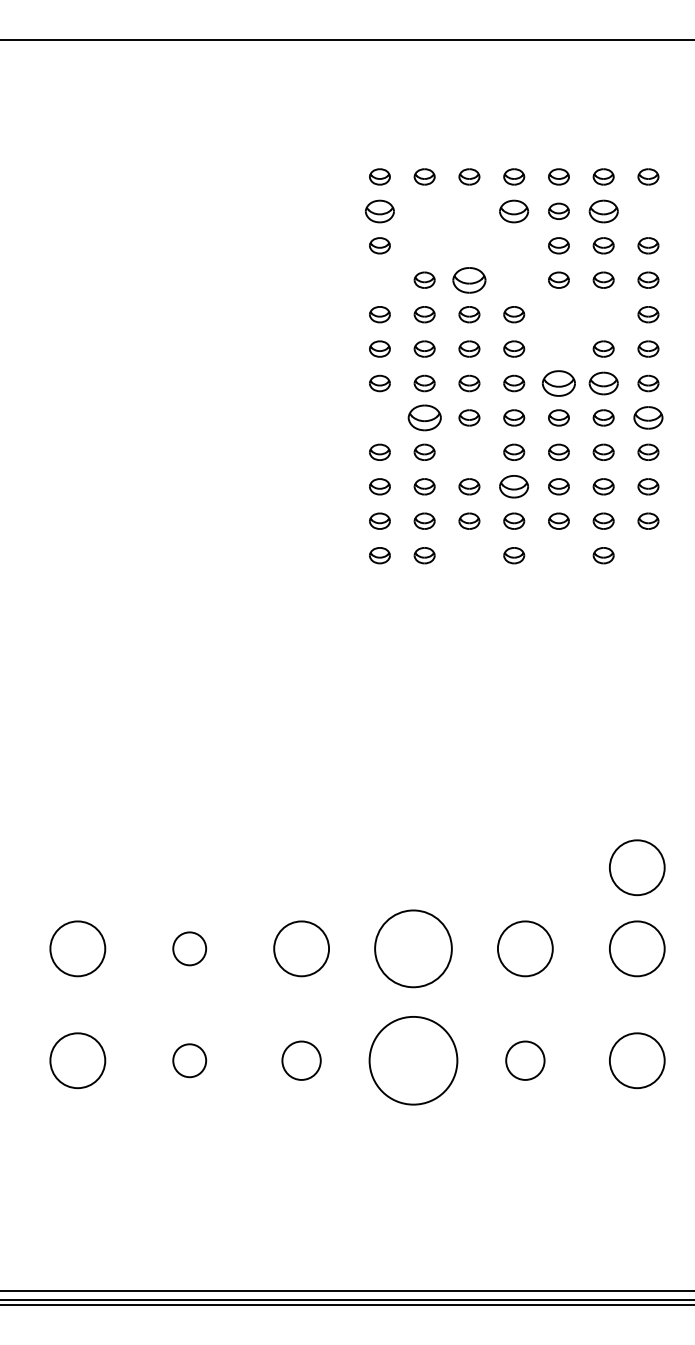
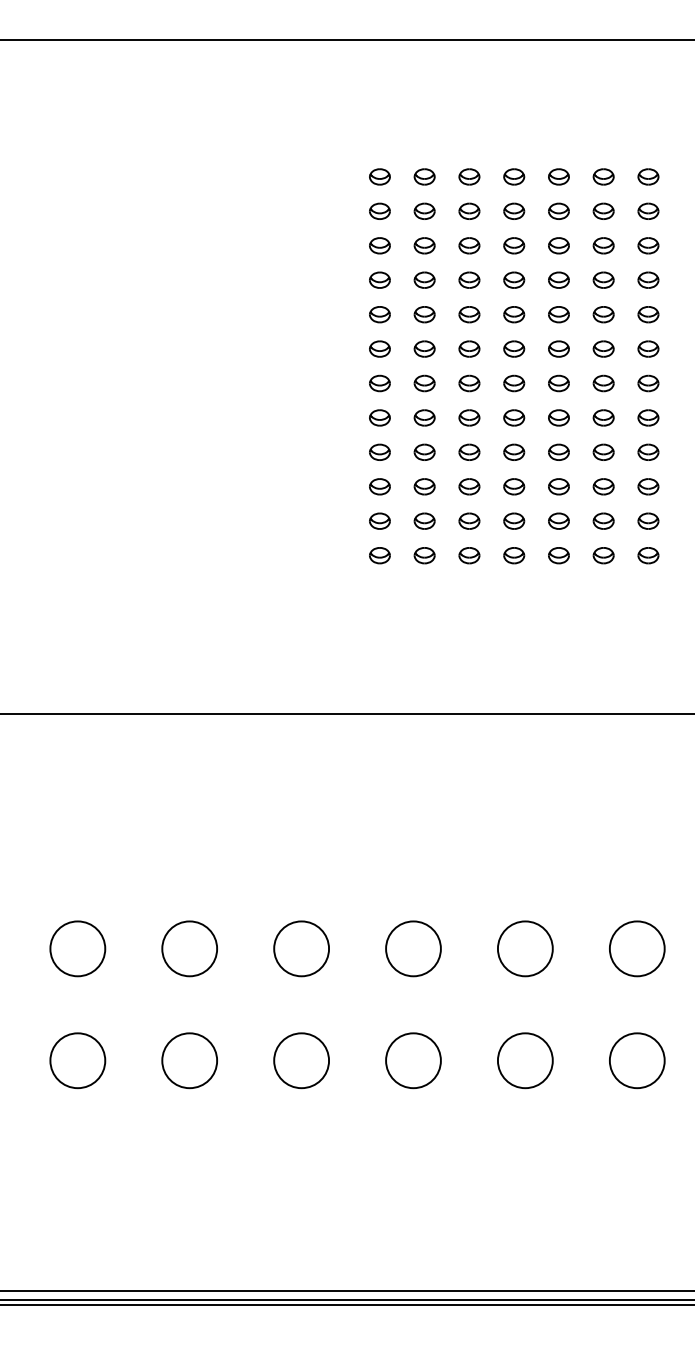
part: none -> present (424, 210)
part: none -> present (469, 210)
part: none -> present (648, 210)
part size: 31x25 px -> 22x18 px (379, 210)
part size: 31x25 px -> 23x18 px (514, 210)
part size: 31x25 px -> 23x18 px (603, 210)
part: none -> present (424, 245)
part: none -> present (469, 245)
part: none -> present (514, 245)
part: none -> present (379, 279)
part: none -> present (514, 279)
part size: 35x27 px -> 23x18 px (469, 279)
part: none -> present (558, 314)
part: none -> present (603, 314)
part: none -> present (558, 348)
part size: 34x27 px -> 22x19 px (558, 383)
part size: 31x25 px -> 23x19 px (603, 383)
part: none -> present (379, 417)
part size: 35x28 px -> 23x18 px (424, 417)
part size: 31x24 px -> 23x18 px (648, 417)
part: none -> present (469, 451)
part size: 30x24 px -> 23x18 px (514, 486)
part: none -> present (469, 555)
part: none -> present (558, 555)
part: none -> present (648, 555)
line: none -> present (346, 713)
circle: present -> none (637, 867)
circle diameter: 33 px -> 55 px (189, 948)
circle diameter: 77 px -> 55 px (413, 948)
circle diameter: 33 px -> 55 px (189, 1060)
circle diameter: 38 px -> 55 px (301, 1060)
circle diameter: 88 px -> 55 px (413, 1060)
circle diameter: 38 px -> 55 px (524, 1060)
